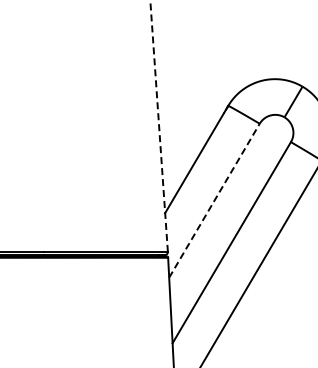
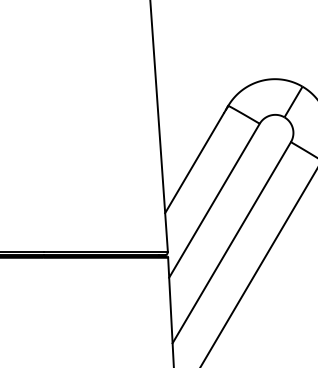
line: dashed -> solid (159, 126)
line: dashed -> solid (214, 200)
